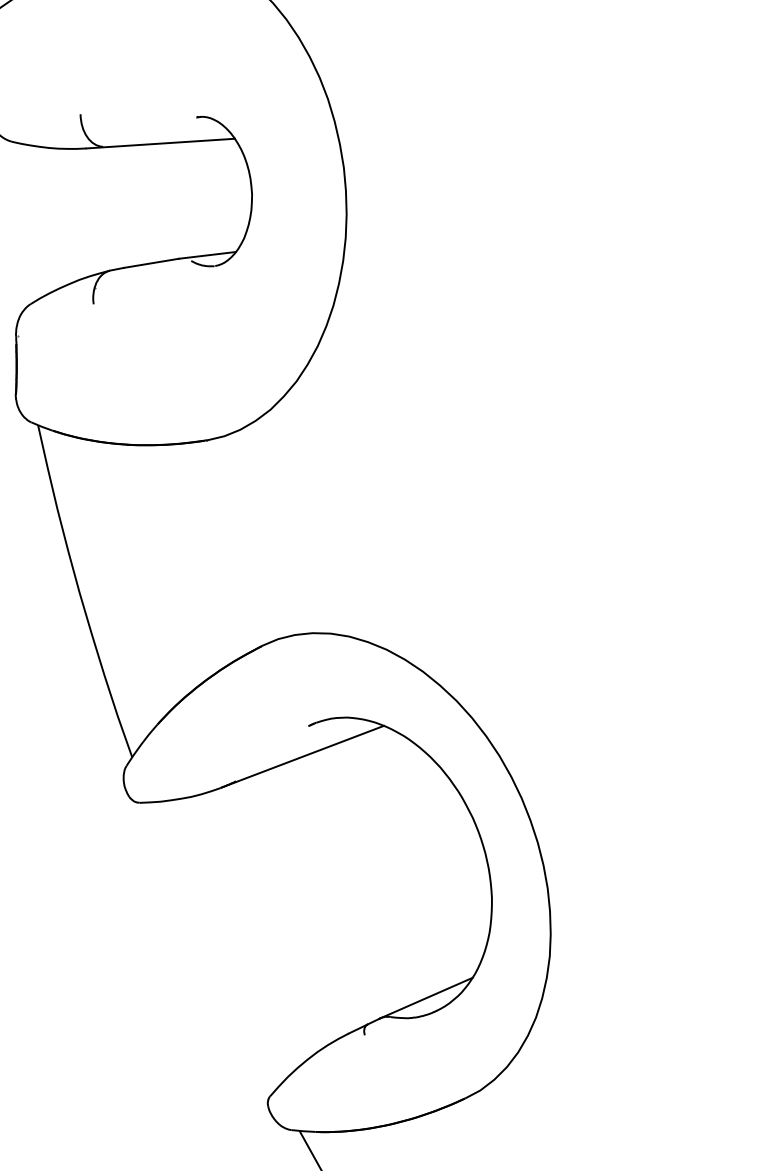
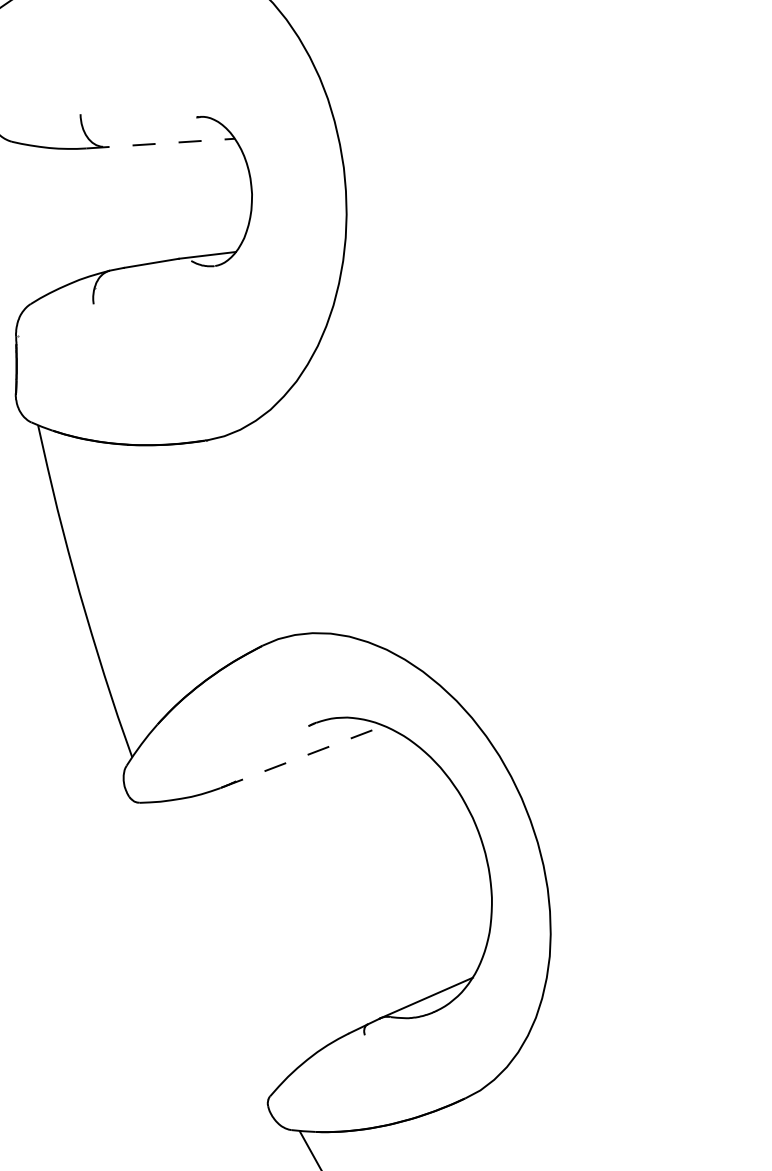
line: solid -> dashed (161, 143)
line: solid -> dashed (302, 756)
